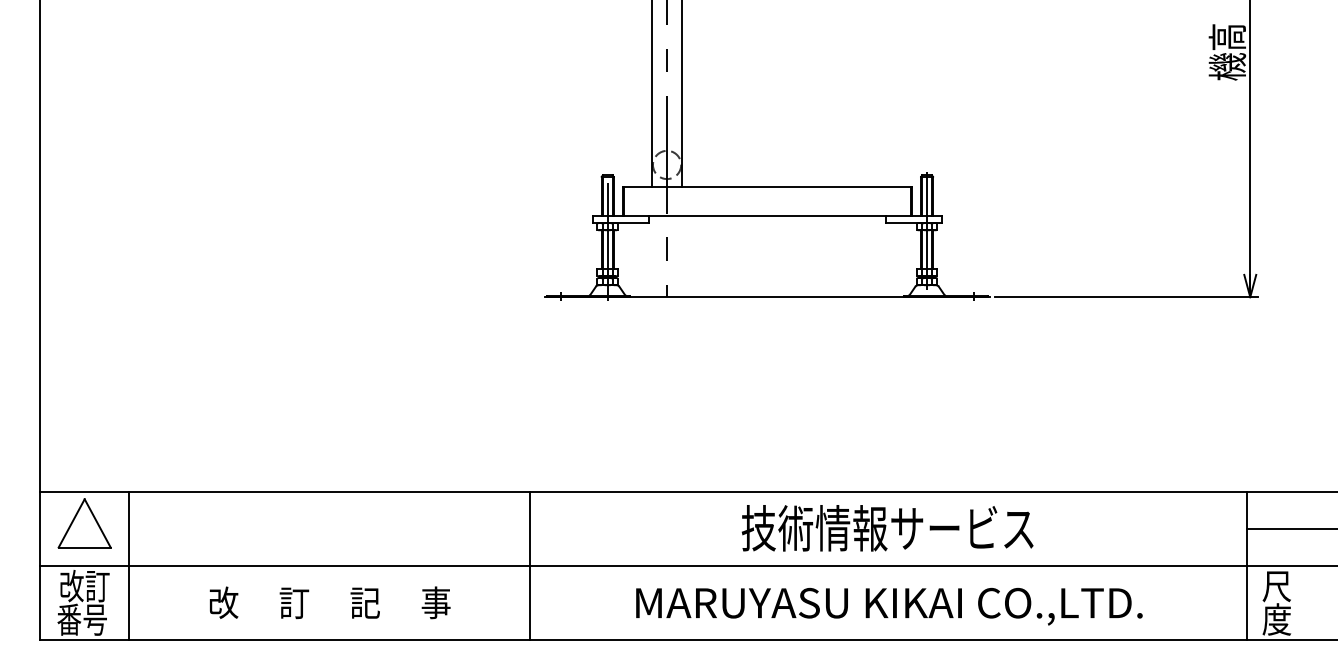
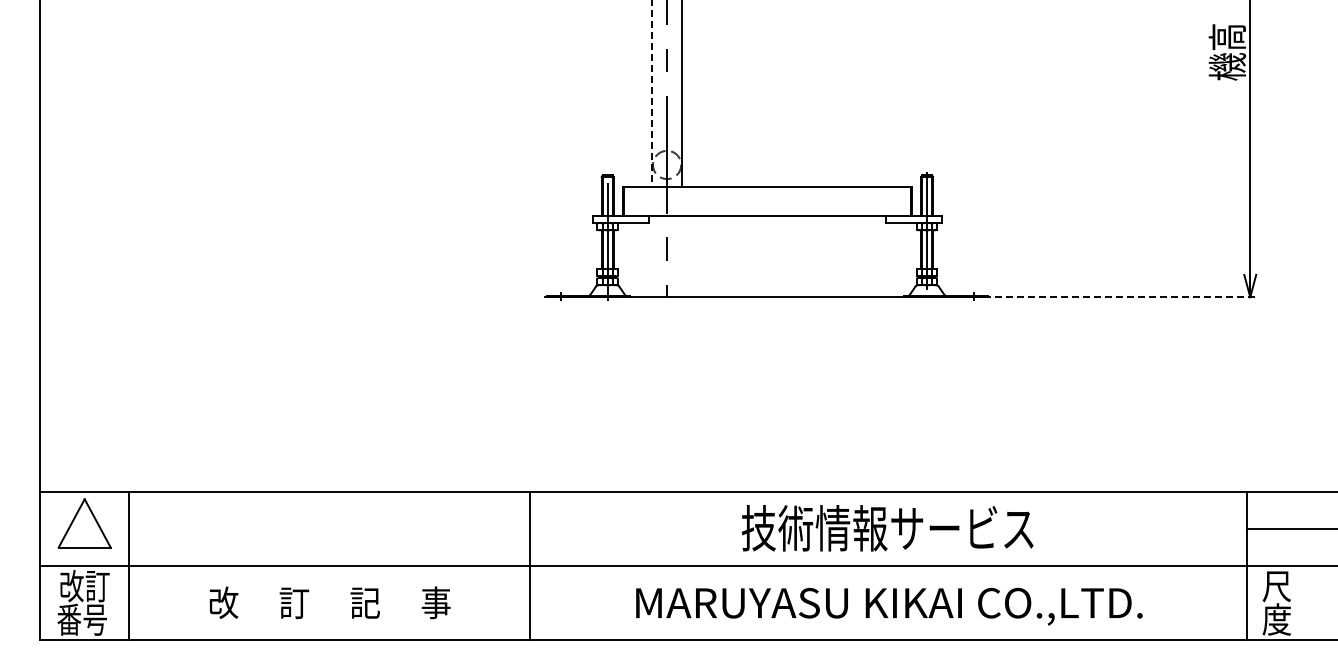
line: solid -> dashed (652, 93)
line: solid -> dashed (1127, 297)
